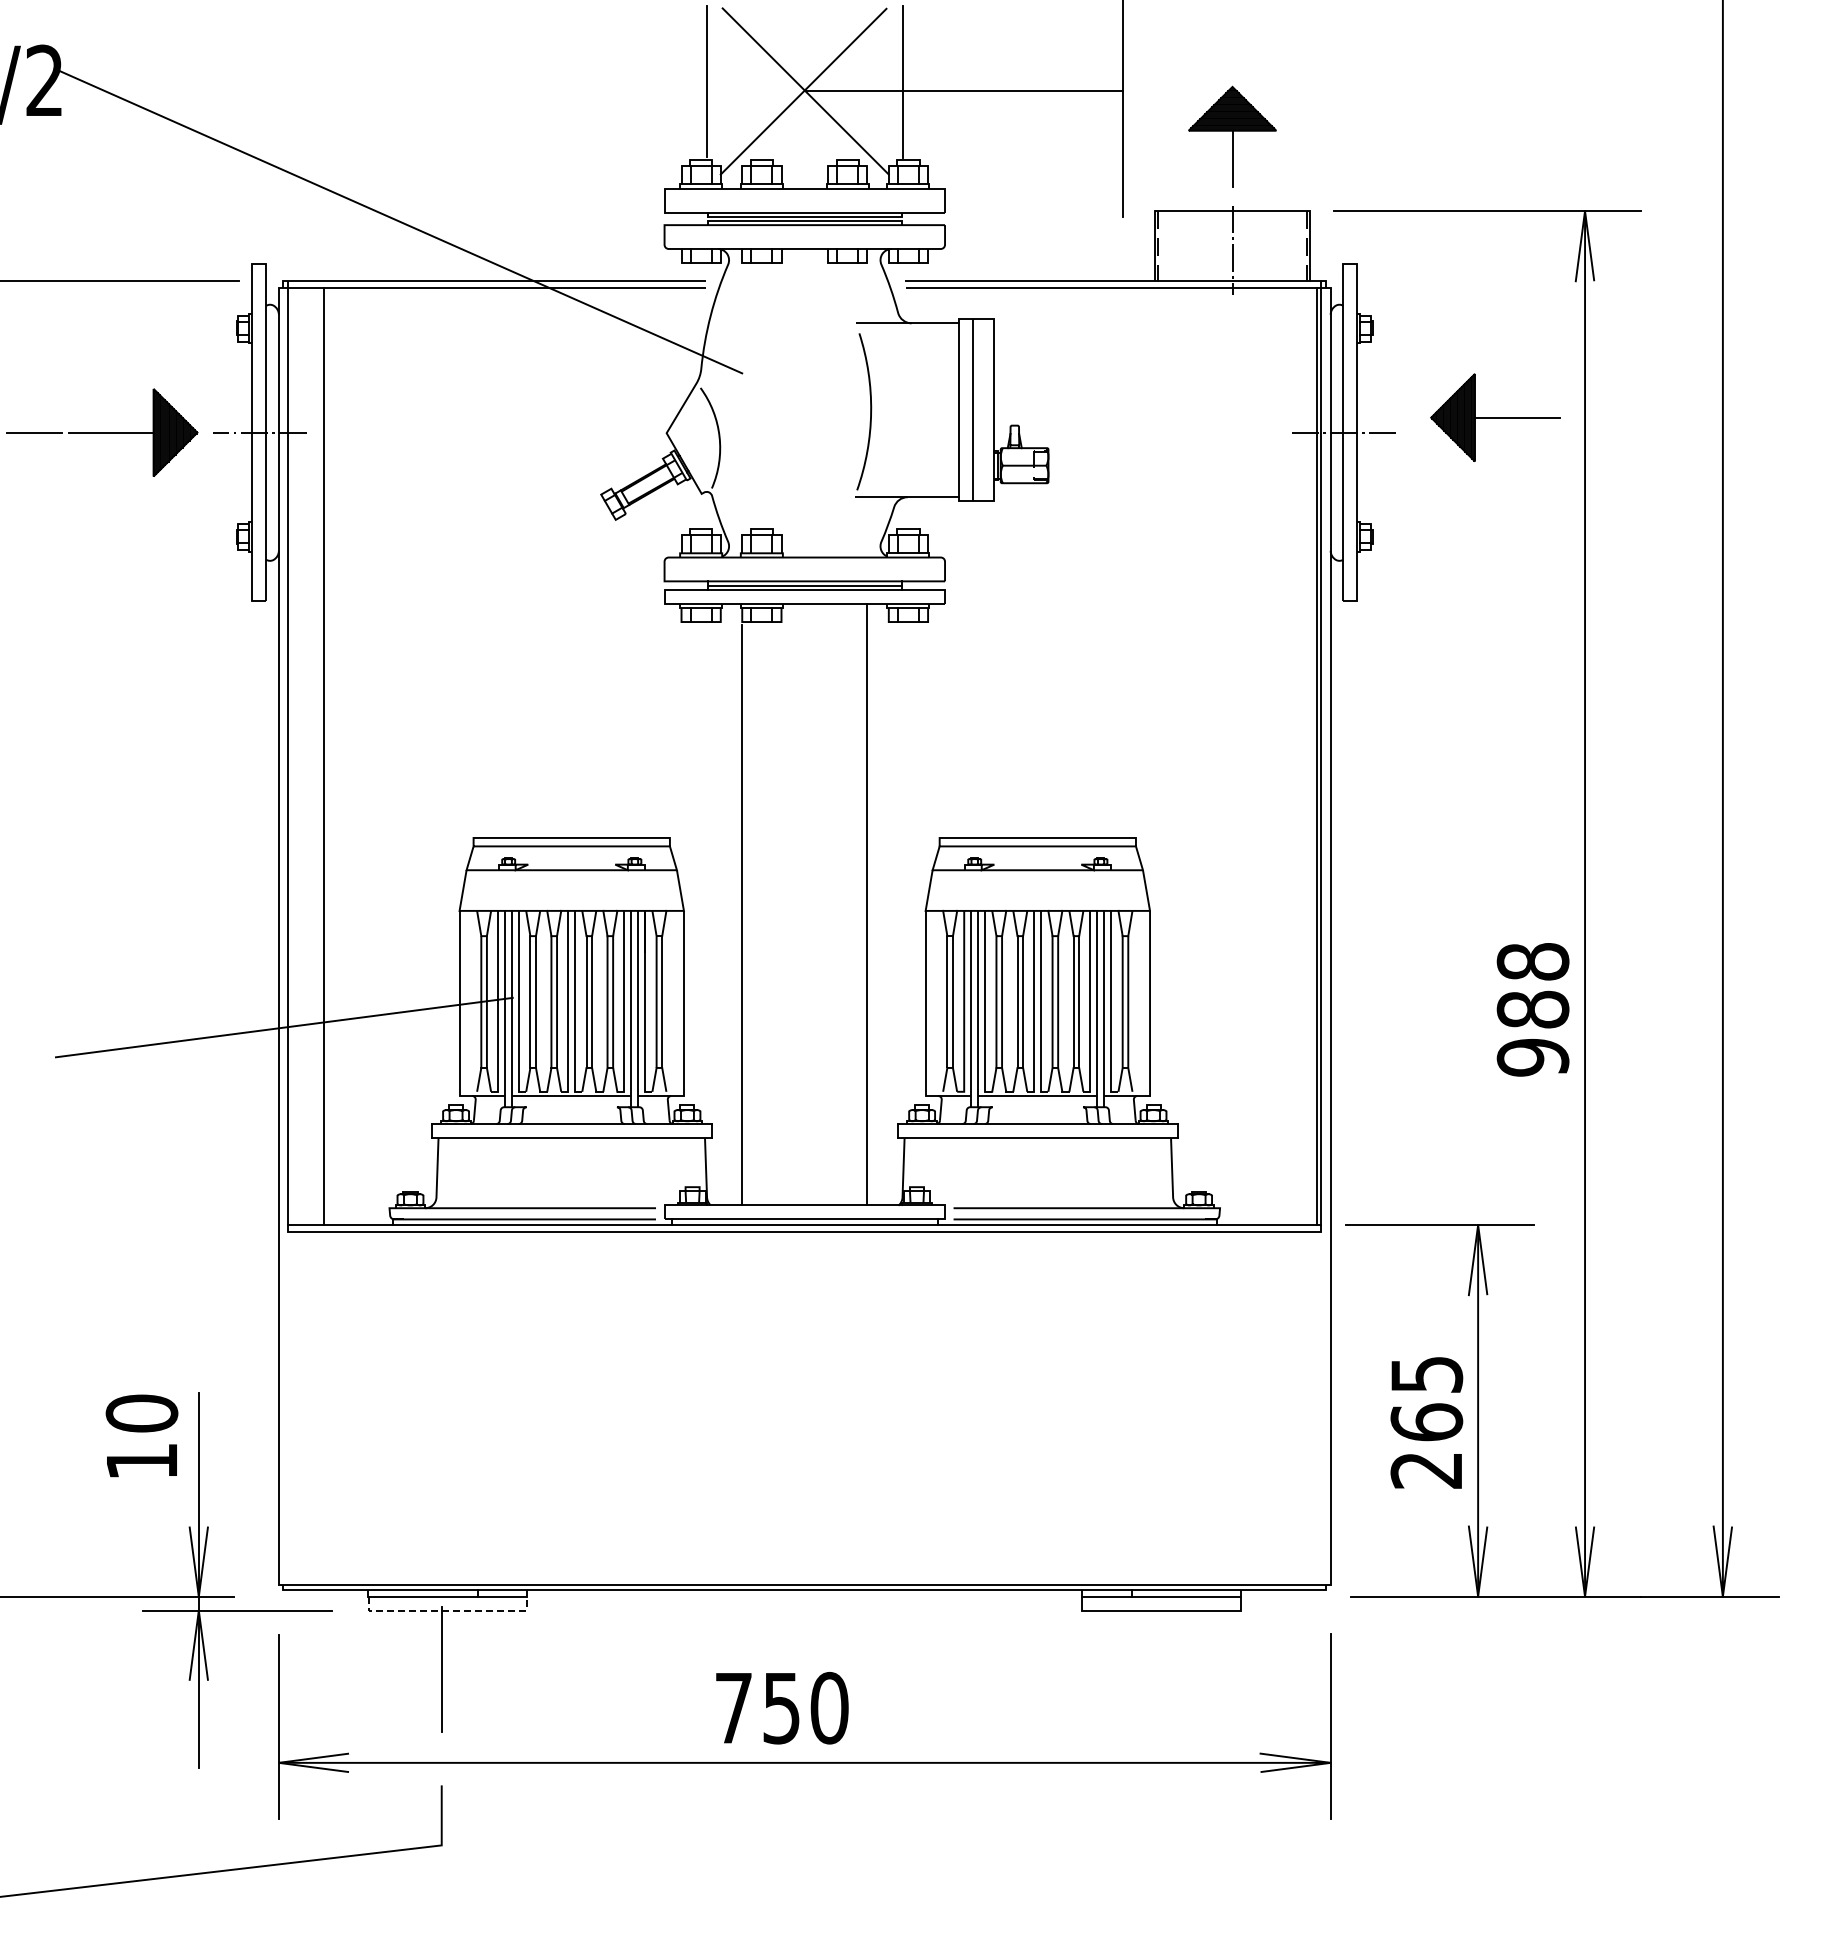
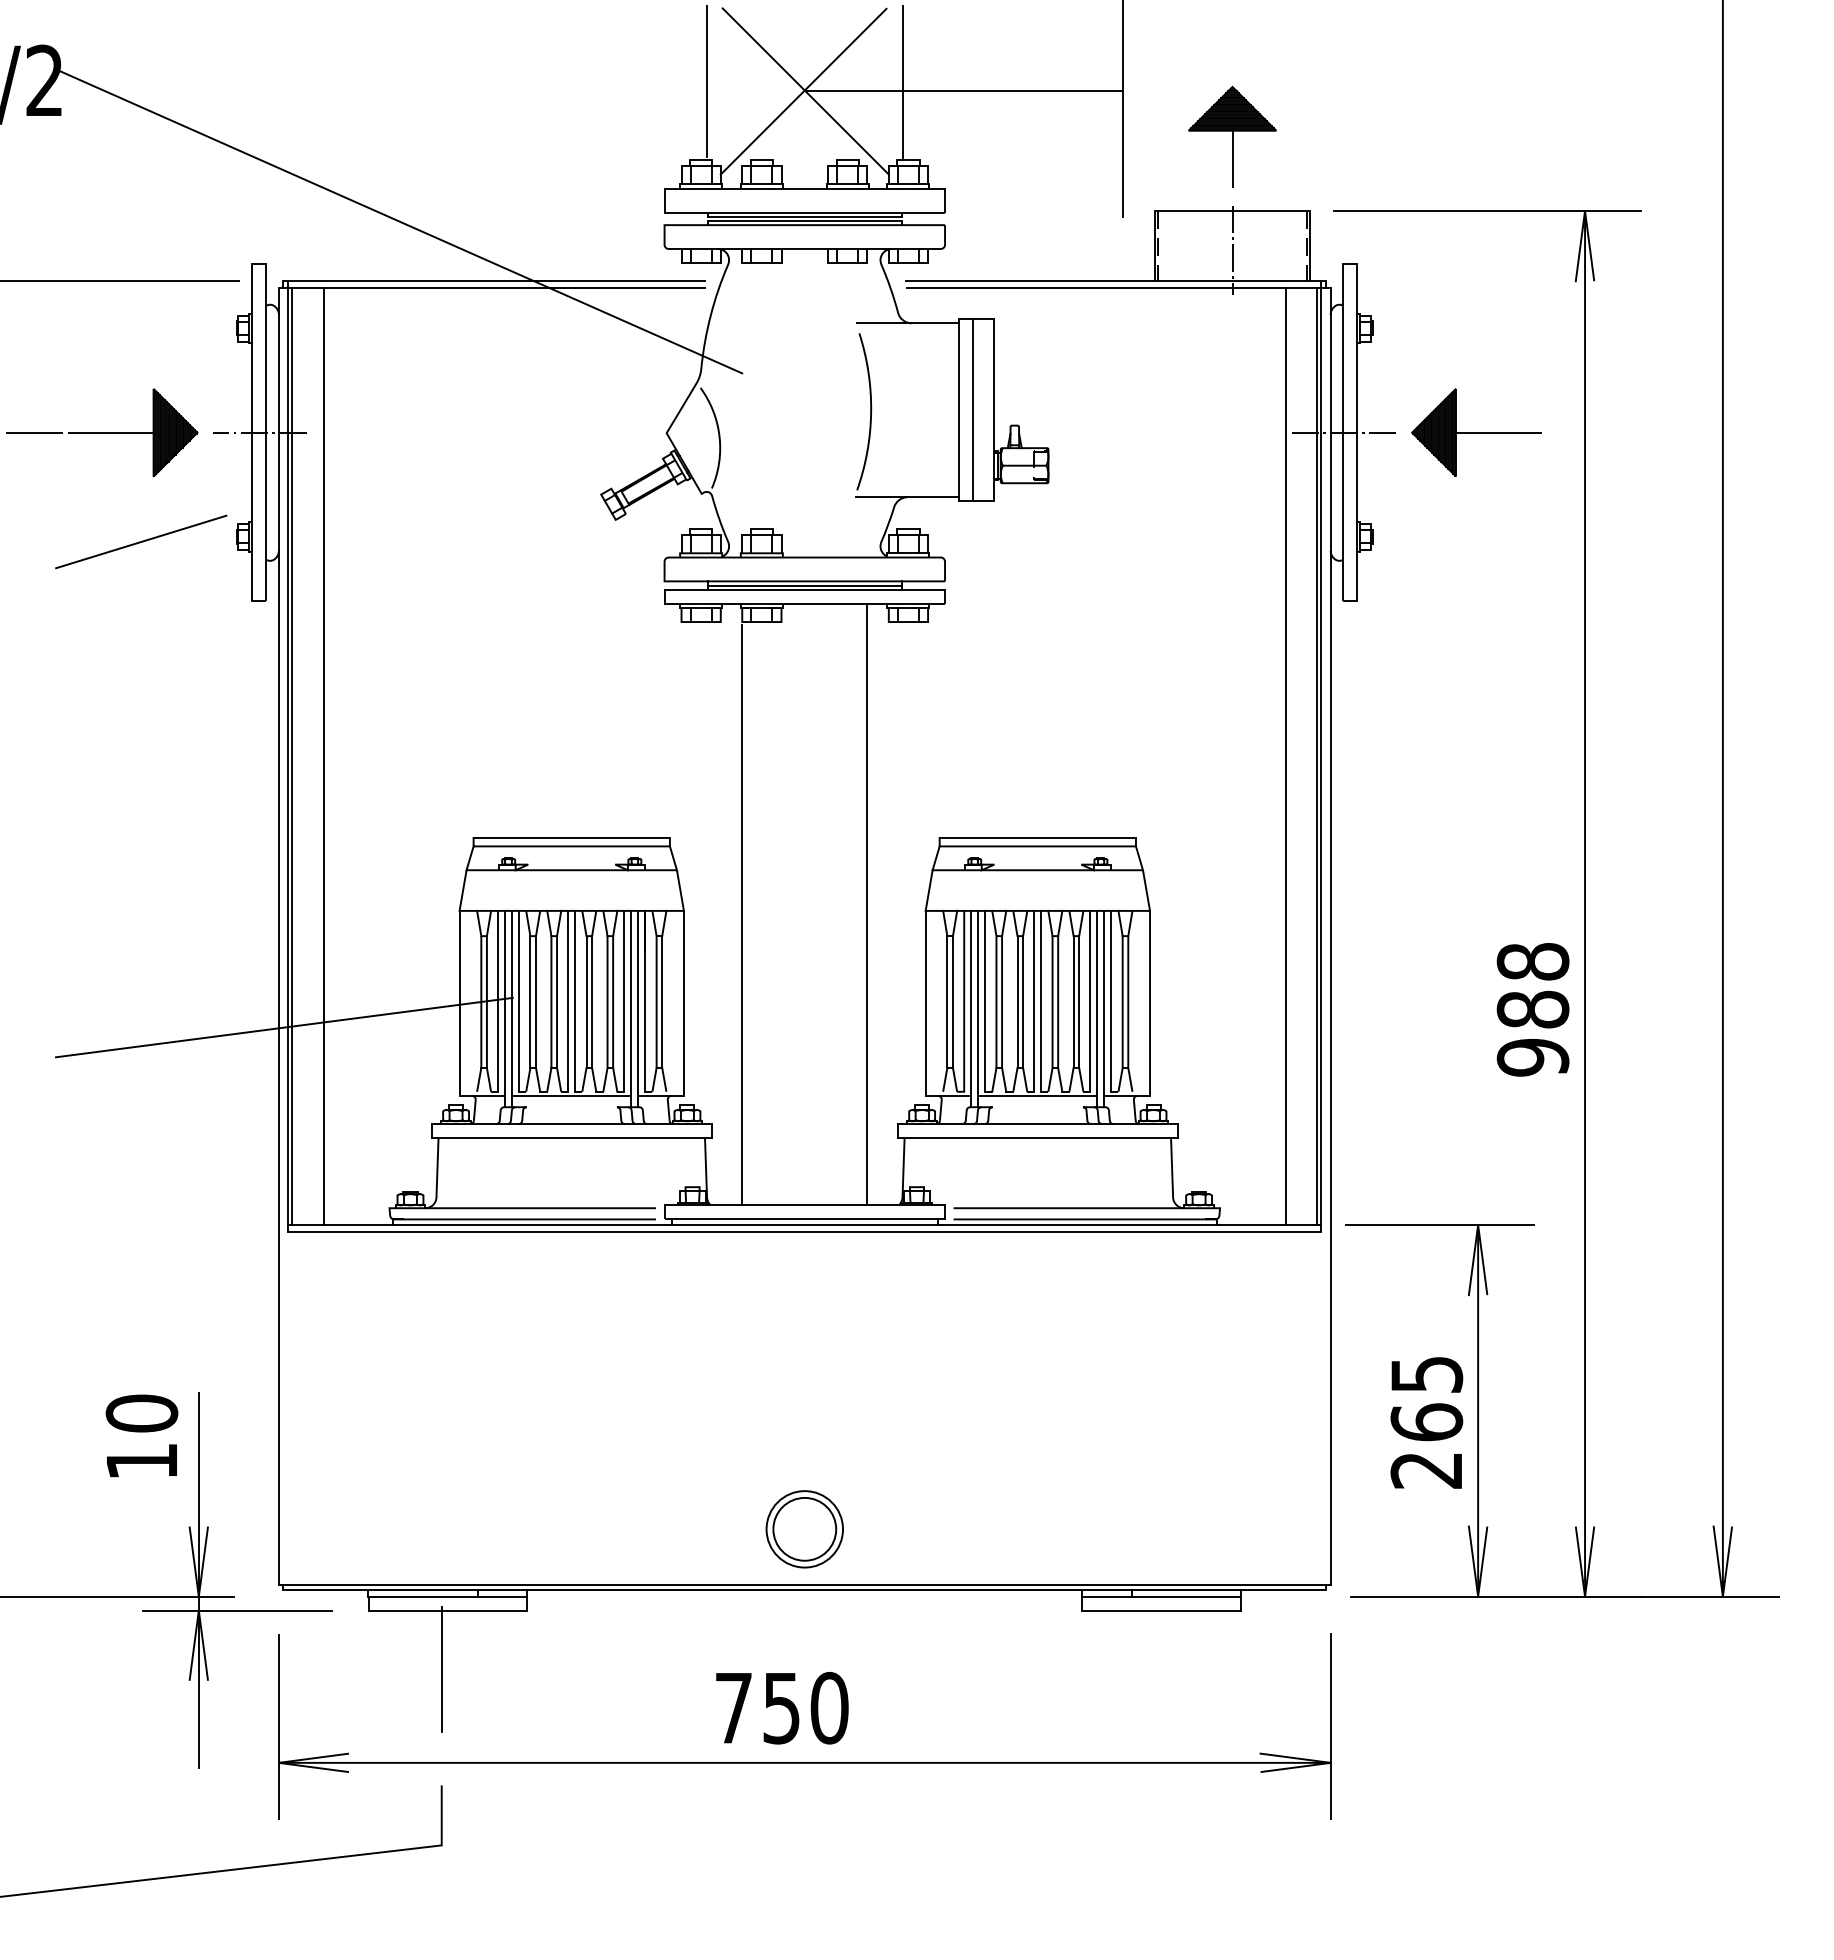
part position: (1495, 417) -> (1476, 432) (1476, 432)
line: none -> present (141, 541)
line: none -> present (292, 756)
line: none -> present (1285, 756)
part: none -> present (804, 1529)
line: dashed -> solid (448, 1610)
